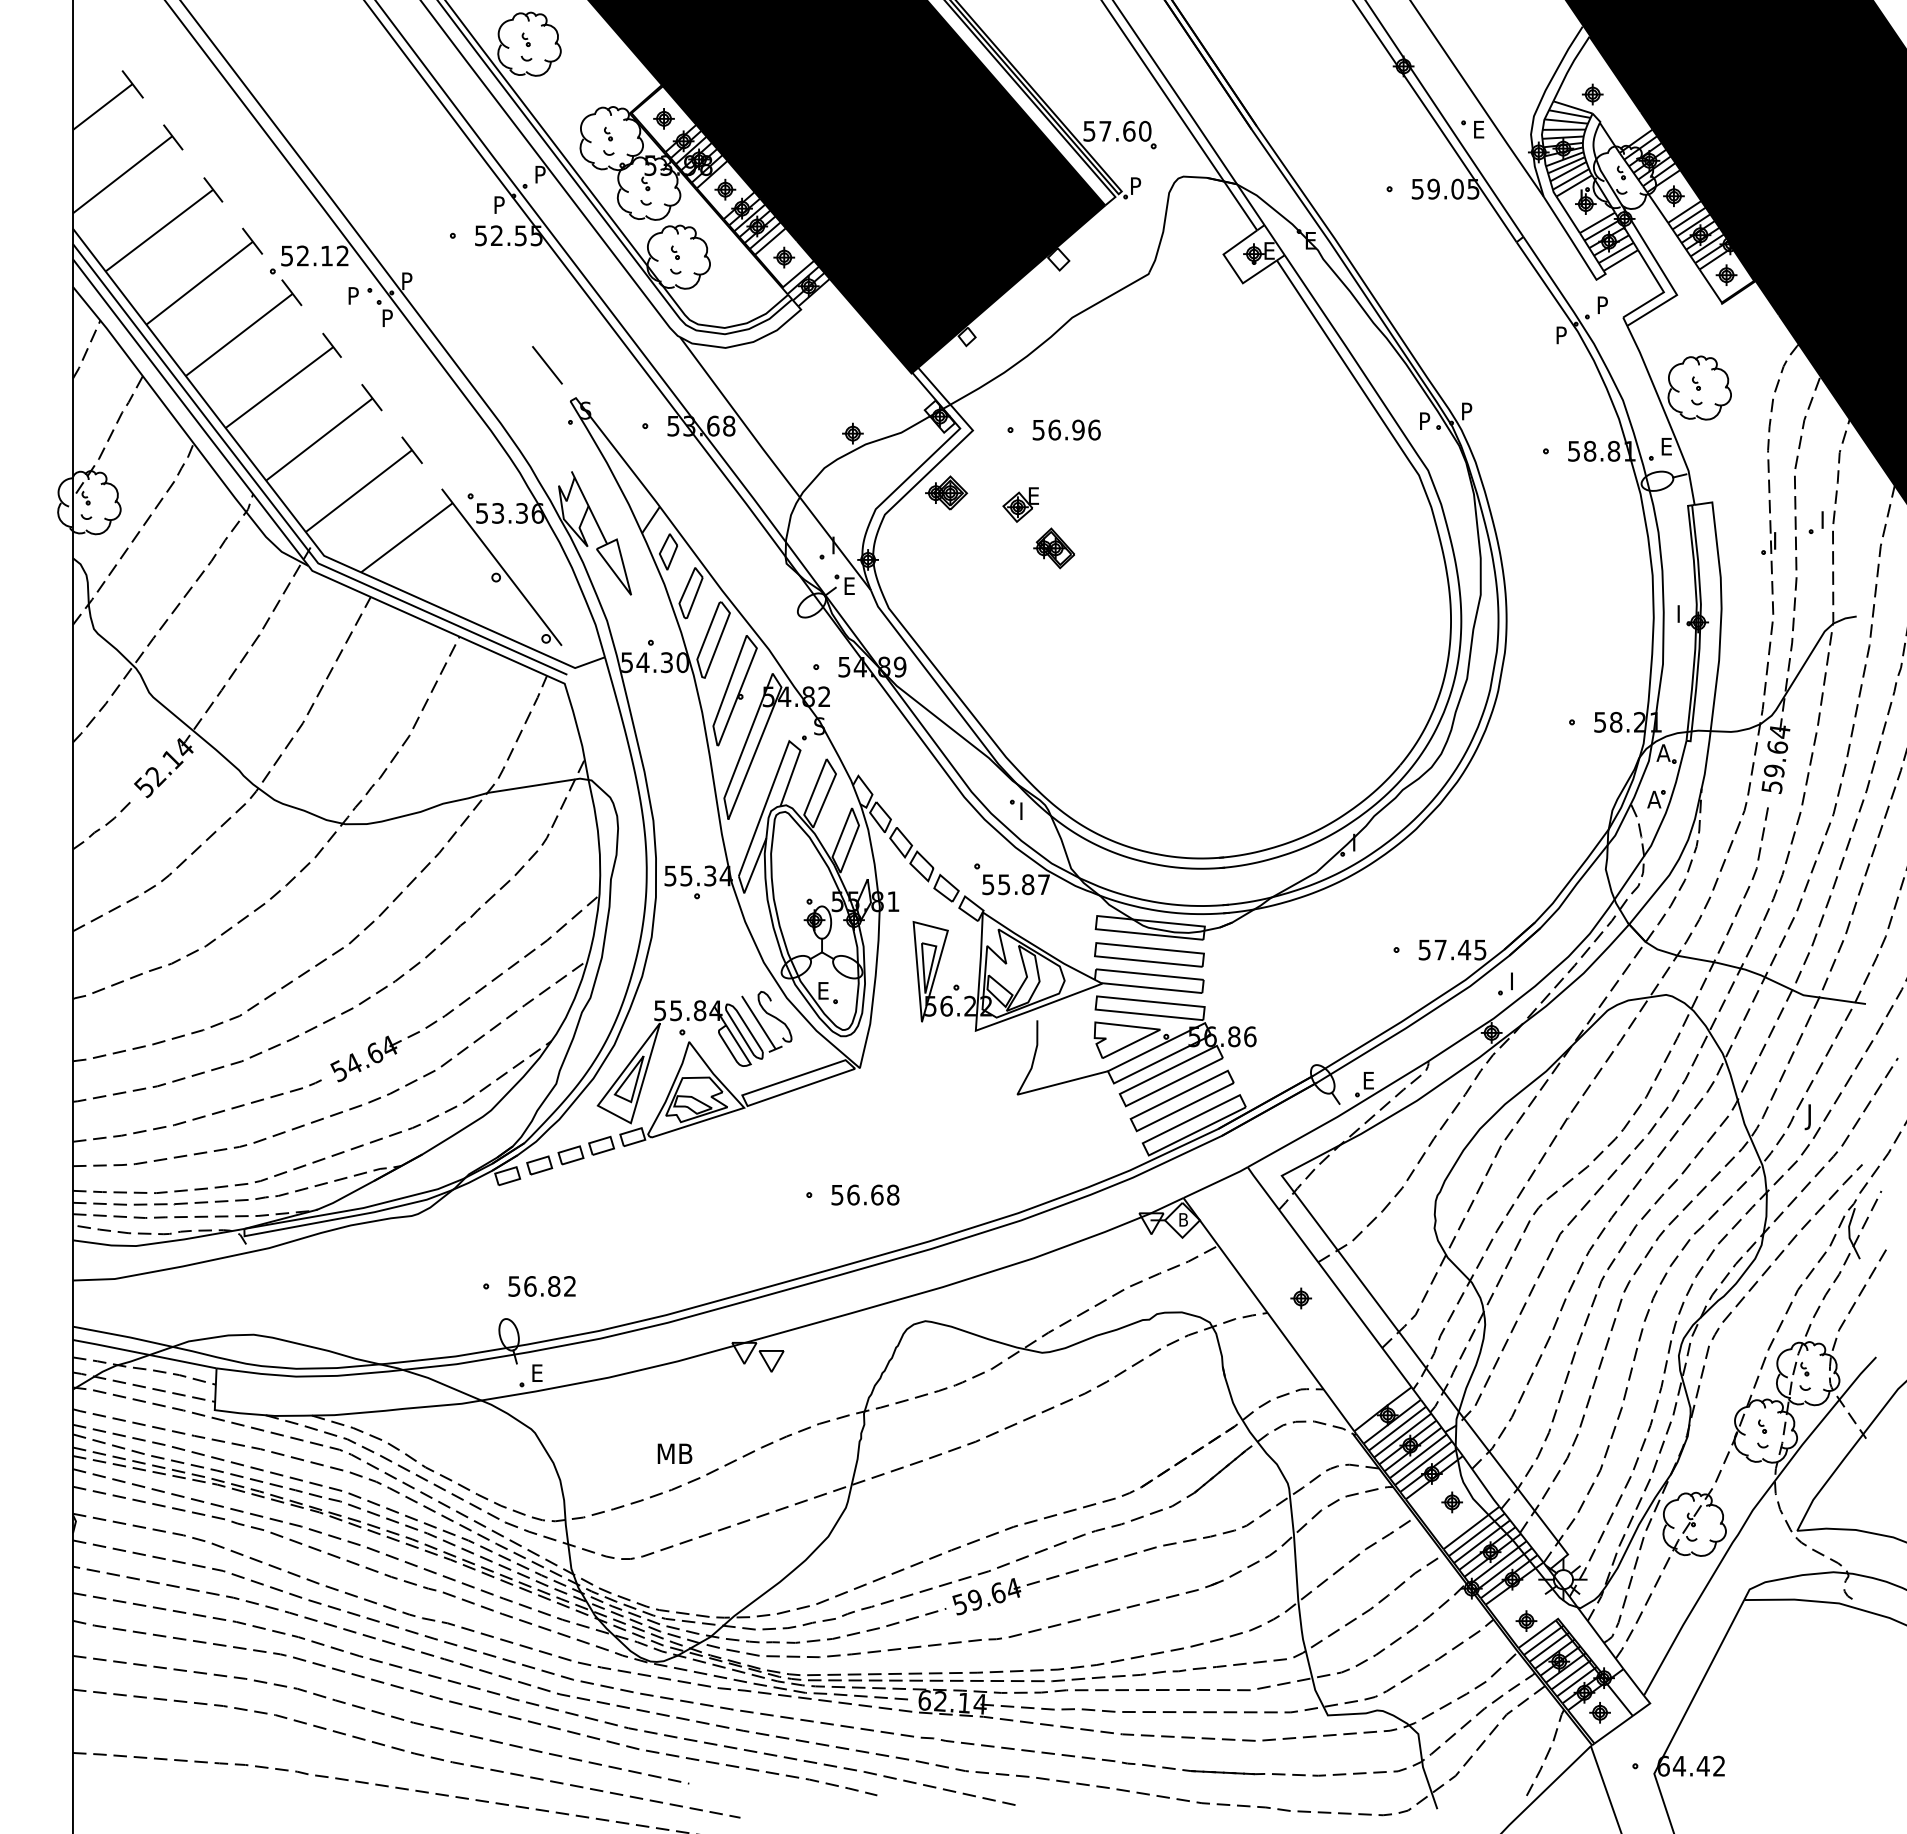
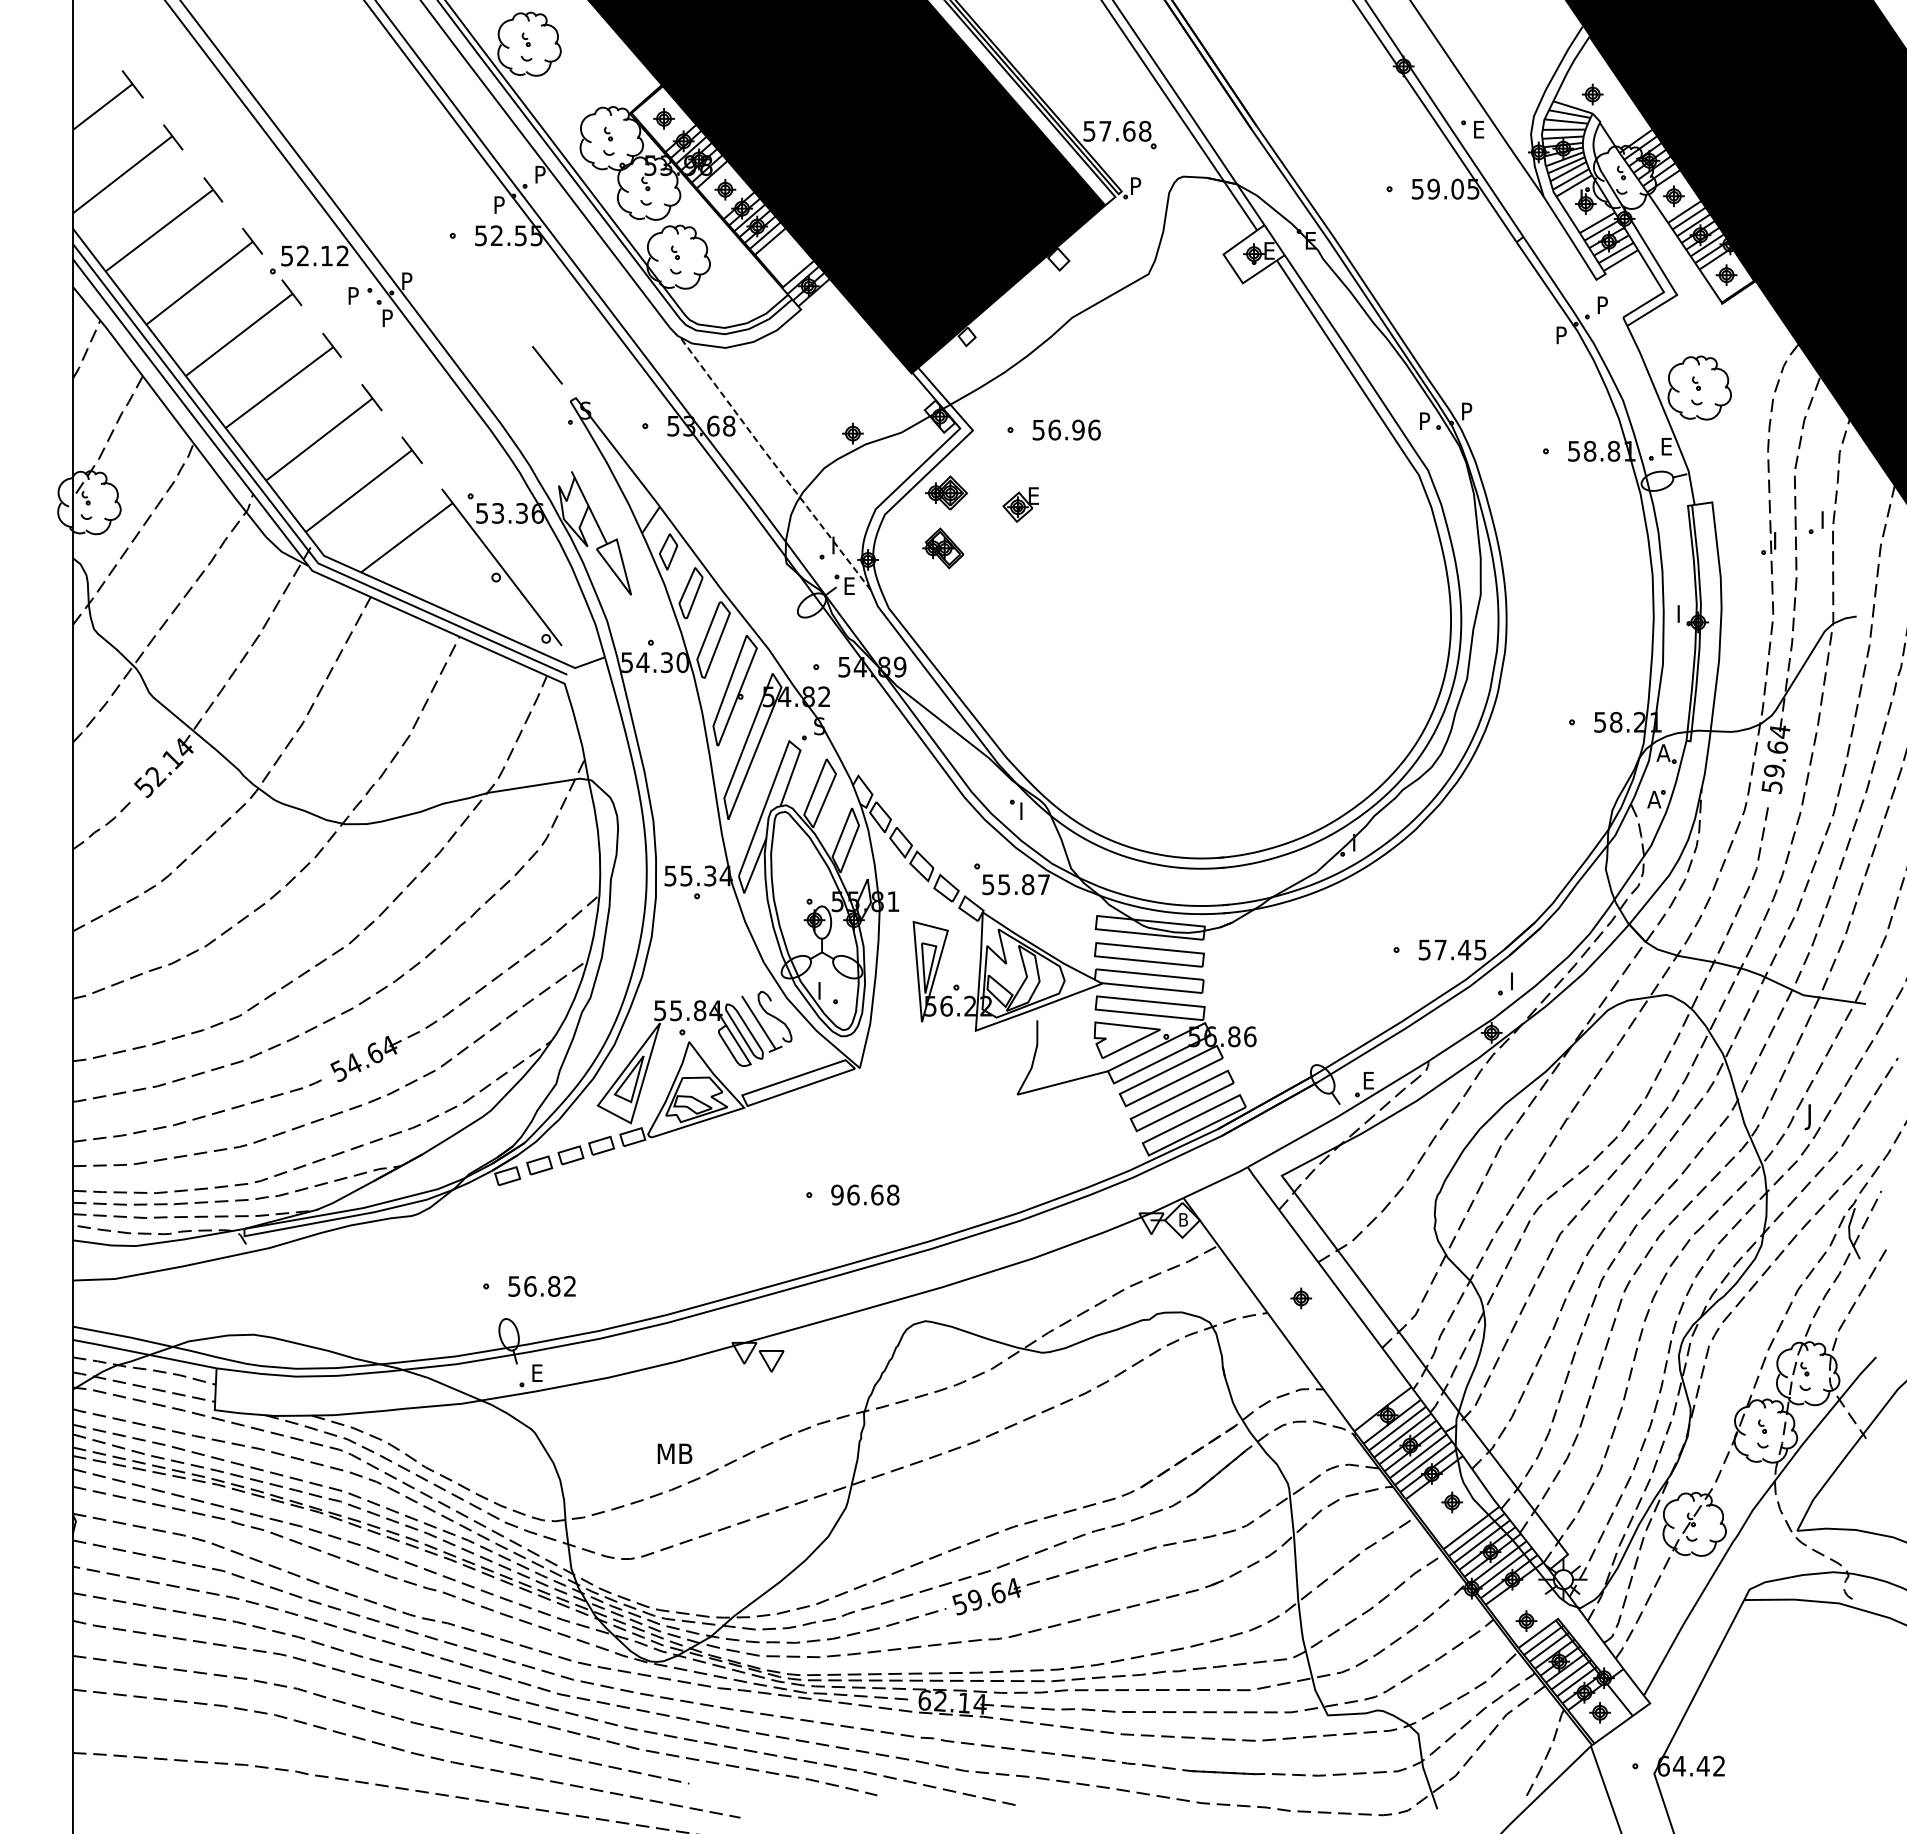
text: 57.60 -> 57.68 (1145, 131)
part: present -> none (784, 257)
line: solid -> dashed (774, 463)
part position: (1053, 548) -> (942, 548) (942, 548)
text: E -> I (824, 990)
text: 56.68 -> 96.68 (837, 1194)
